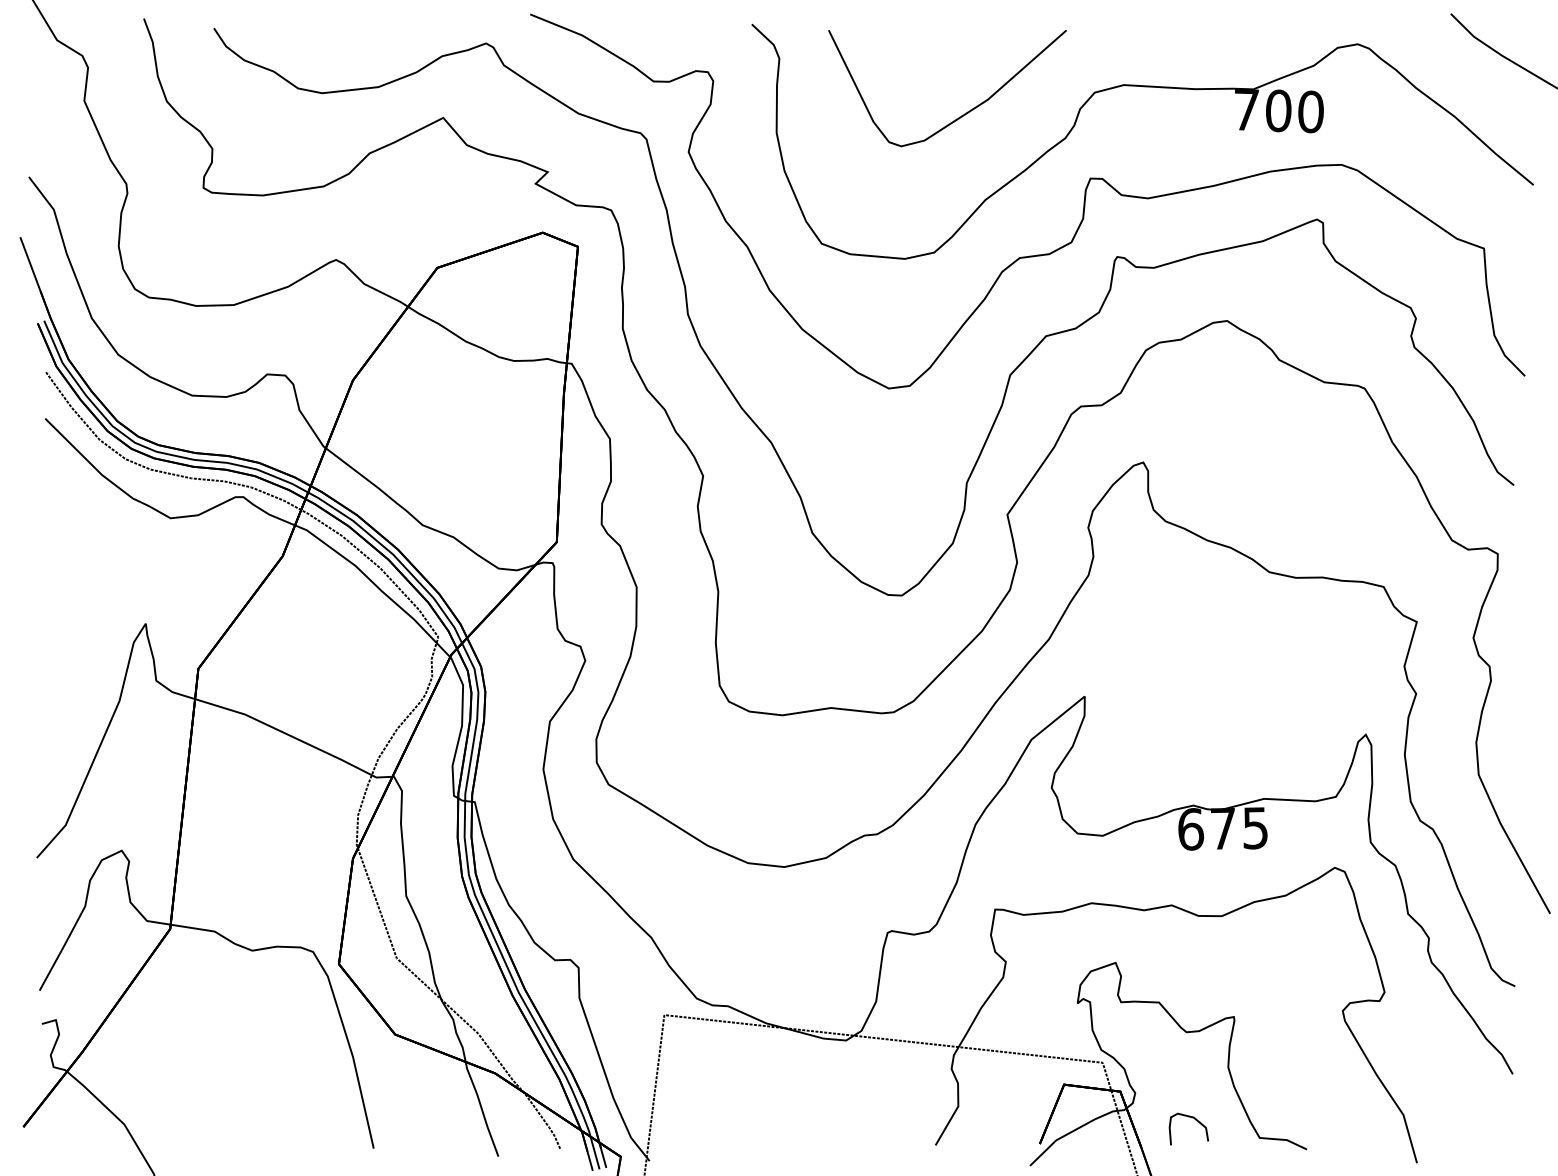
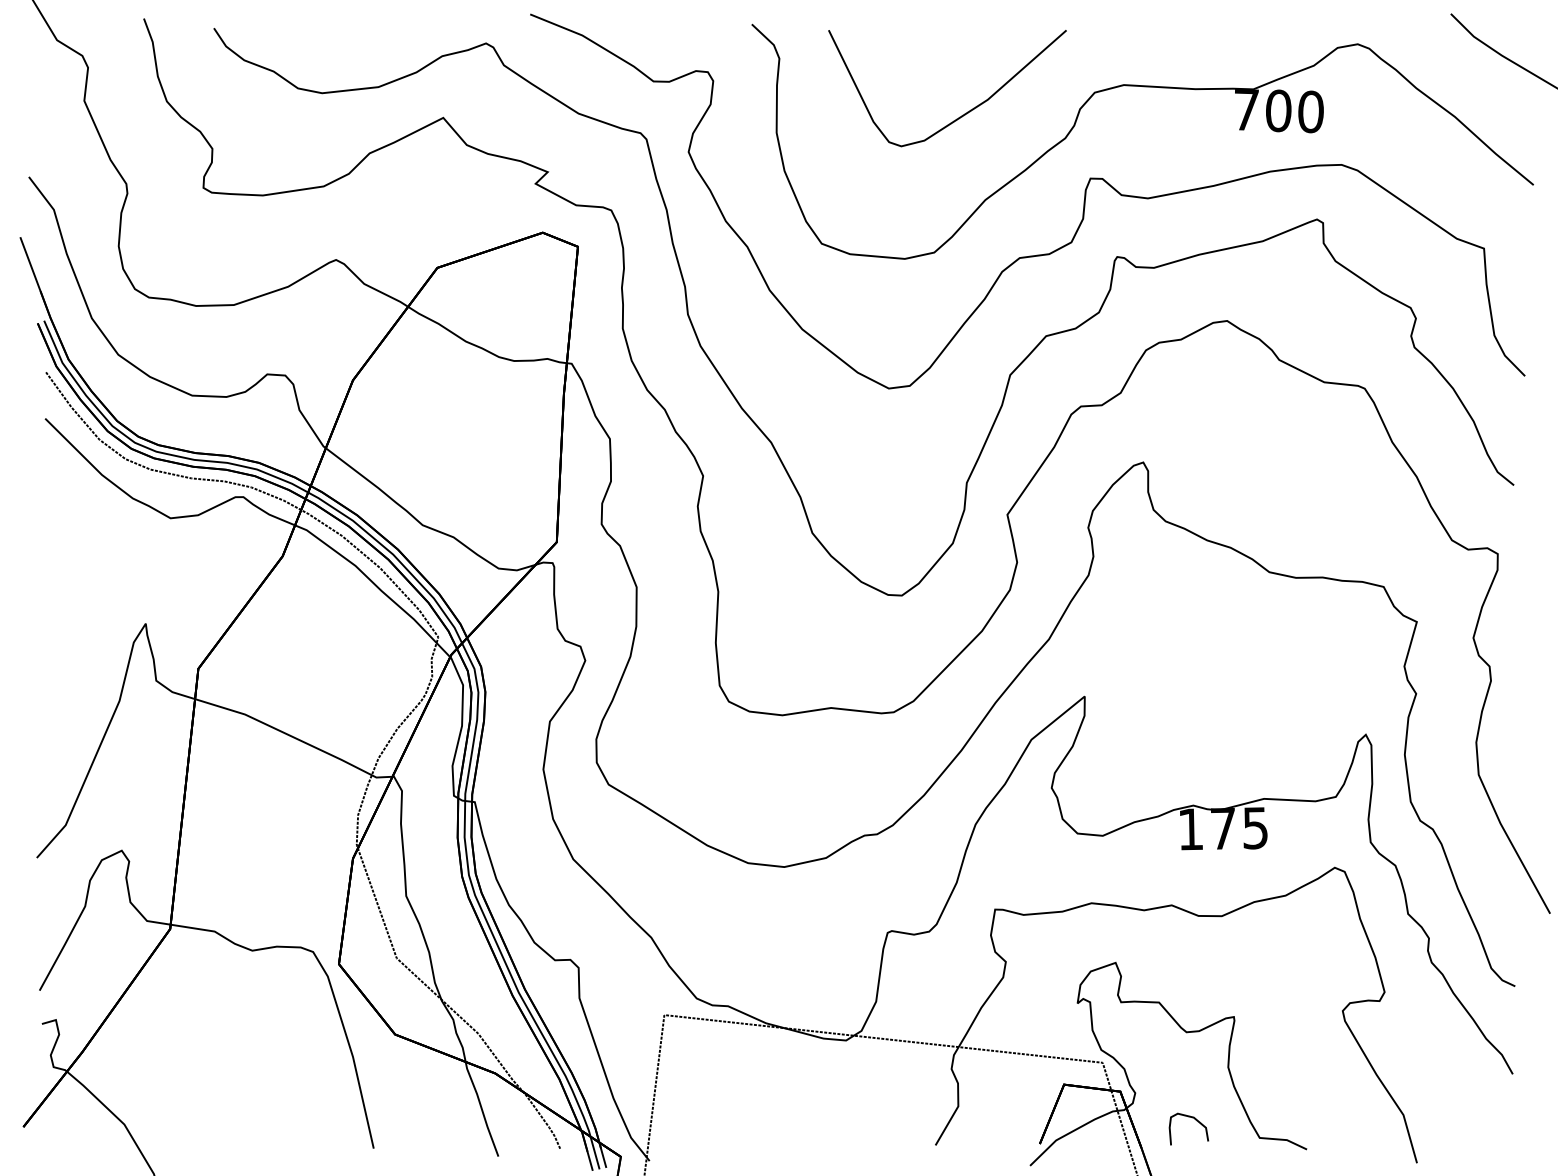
text: 675 -> 175 (1191, 829)
